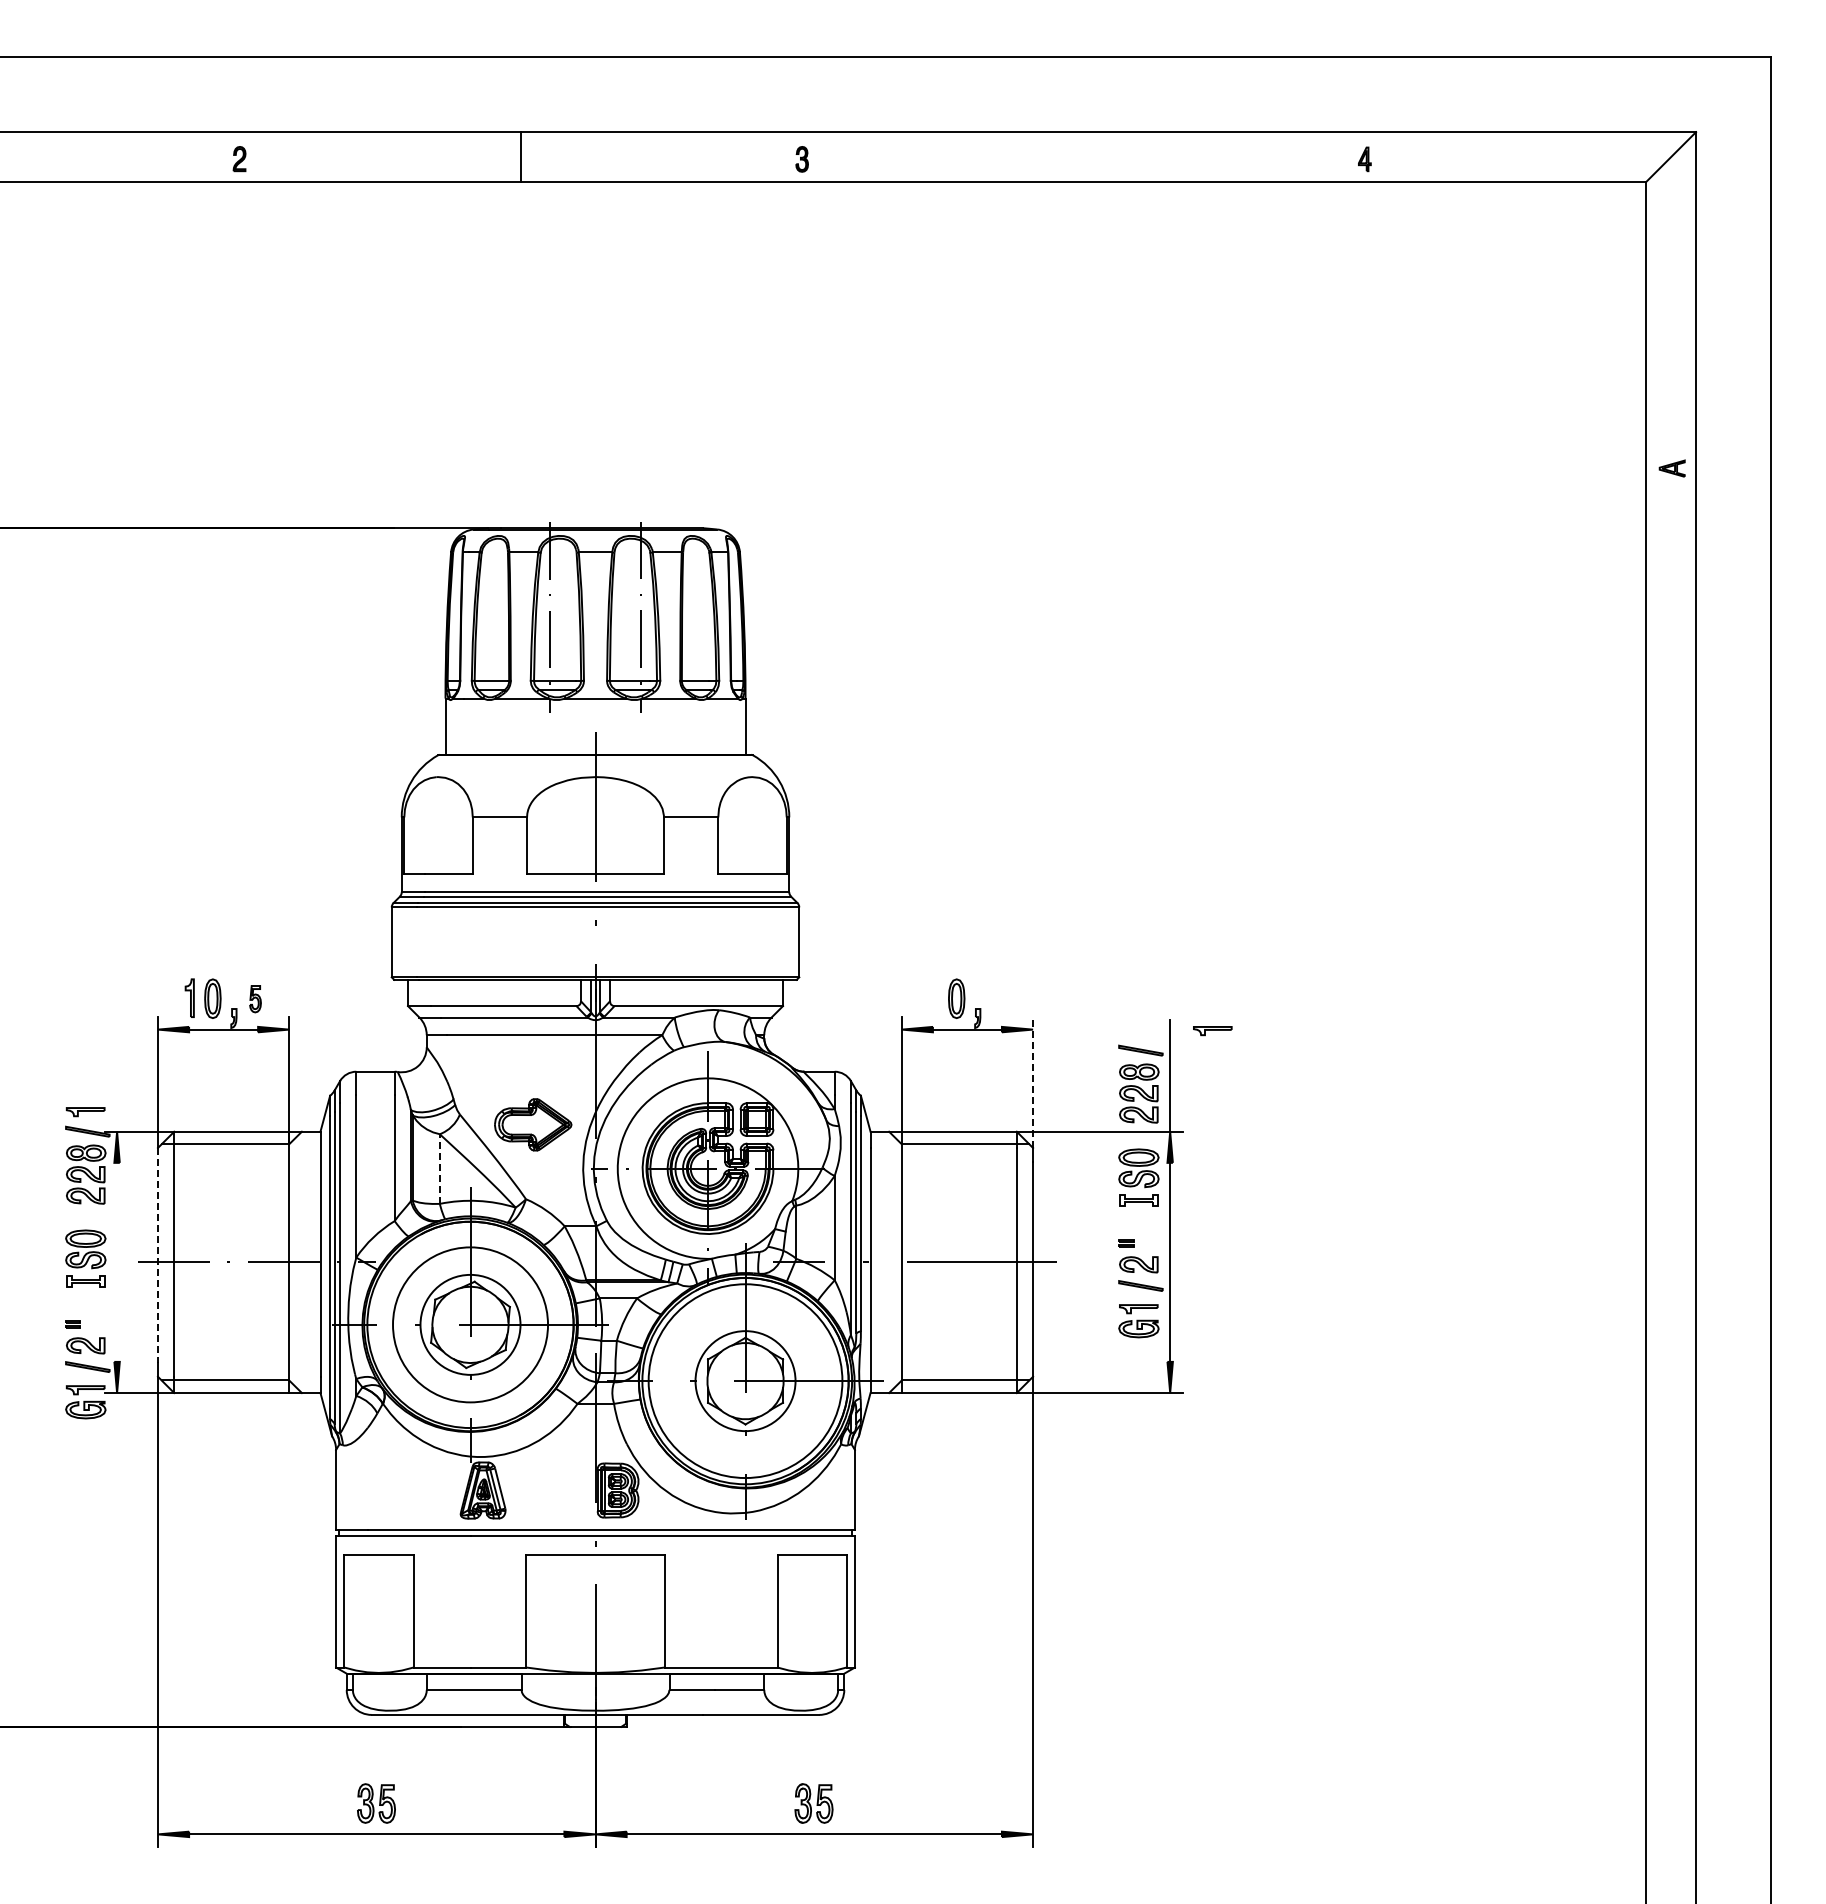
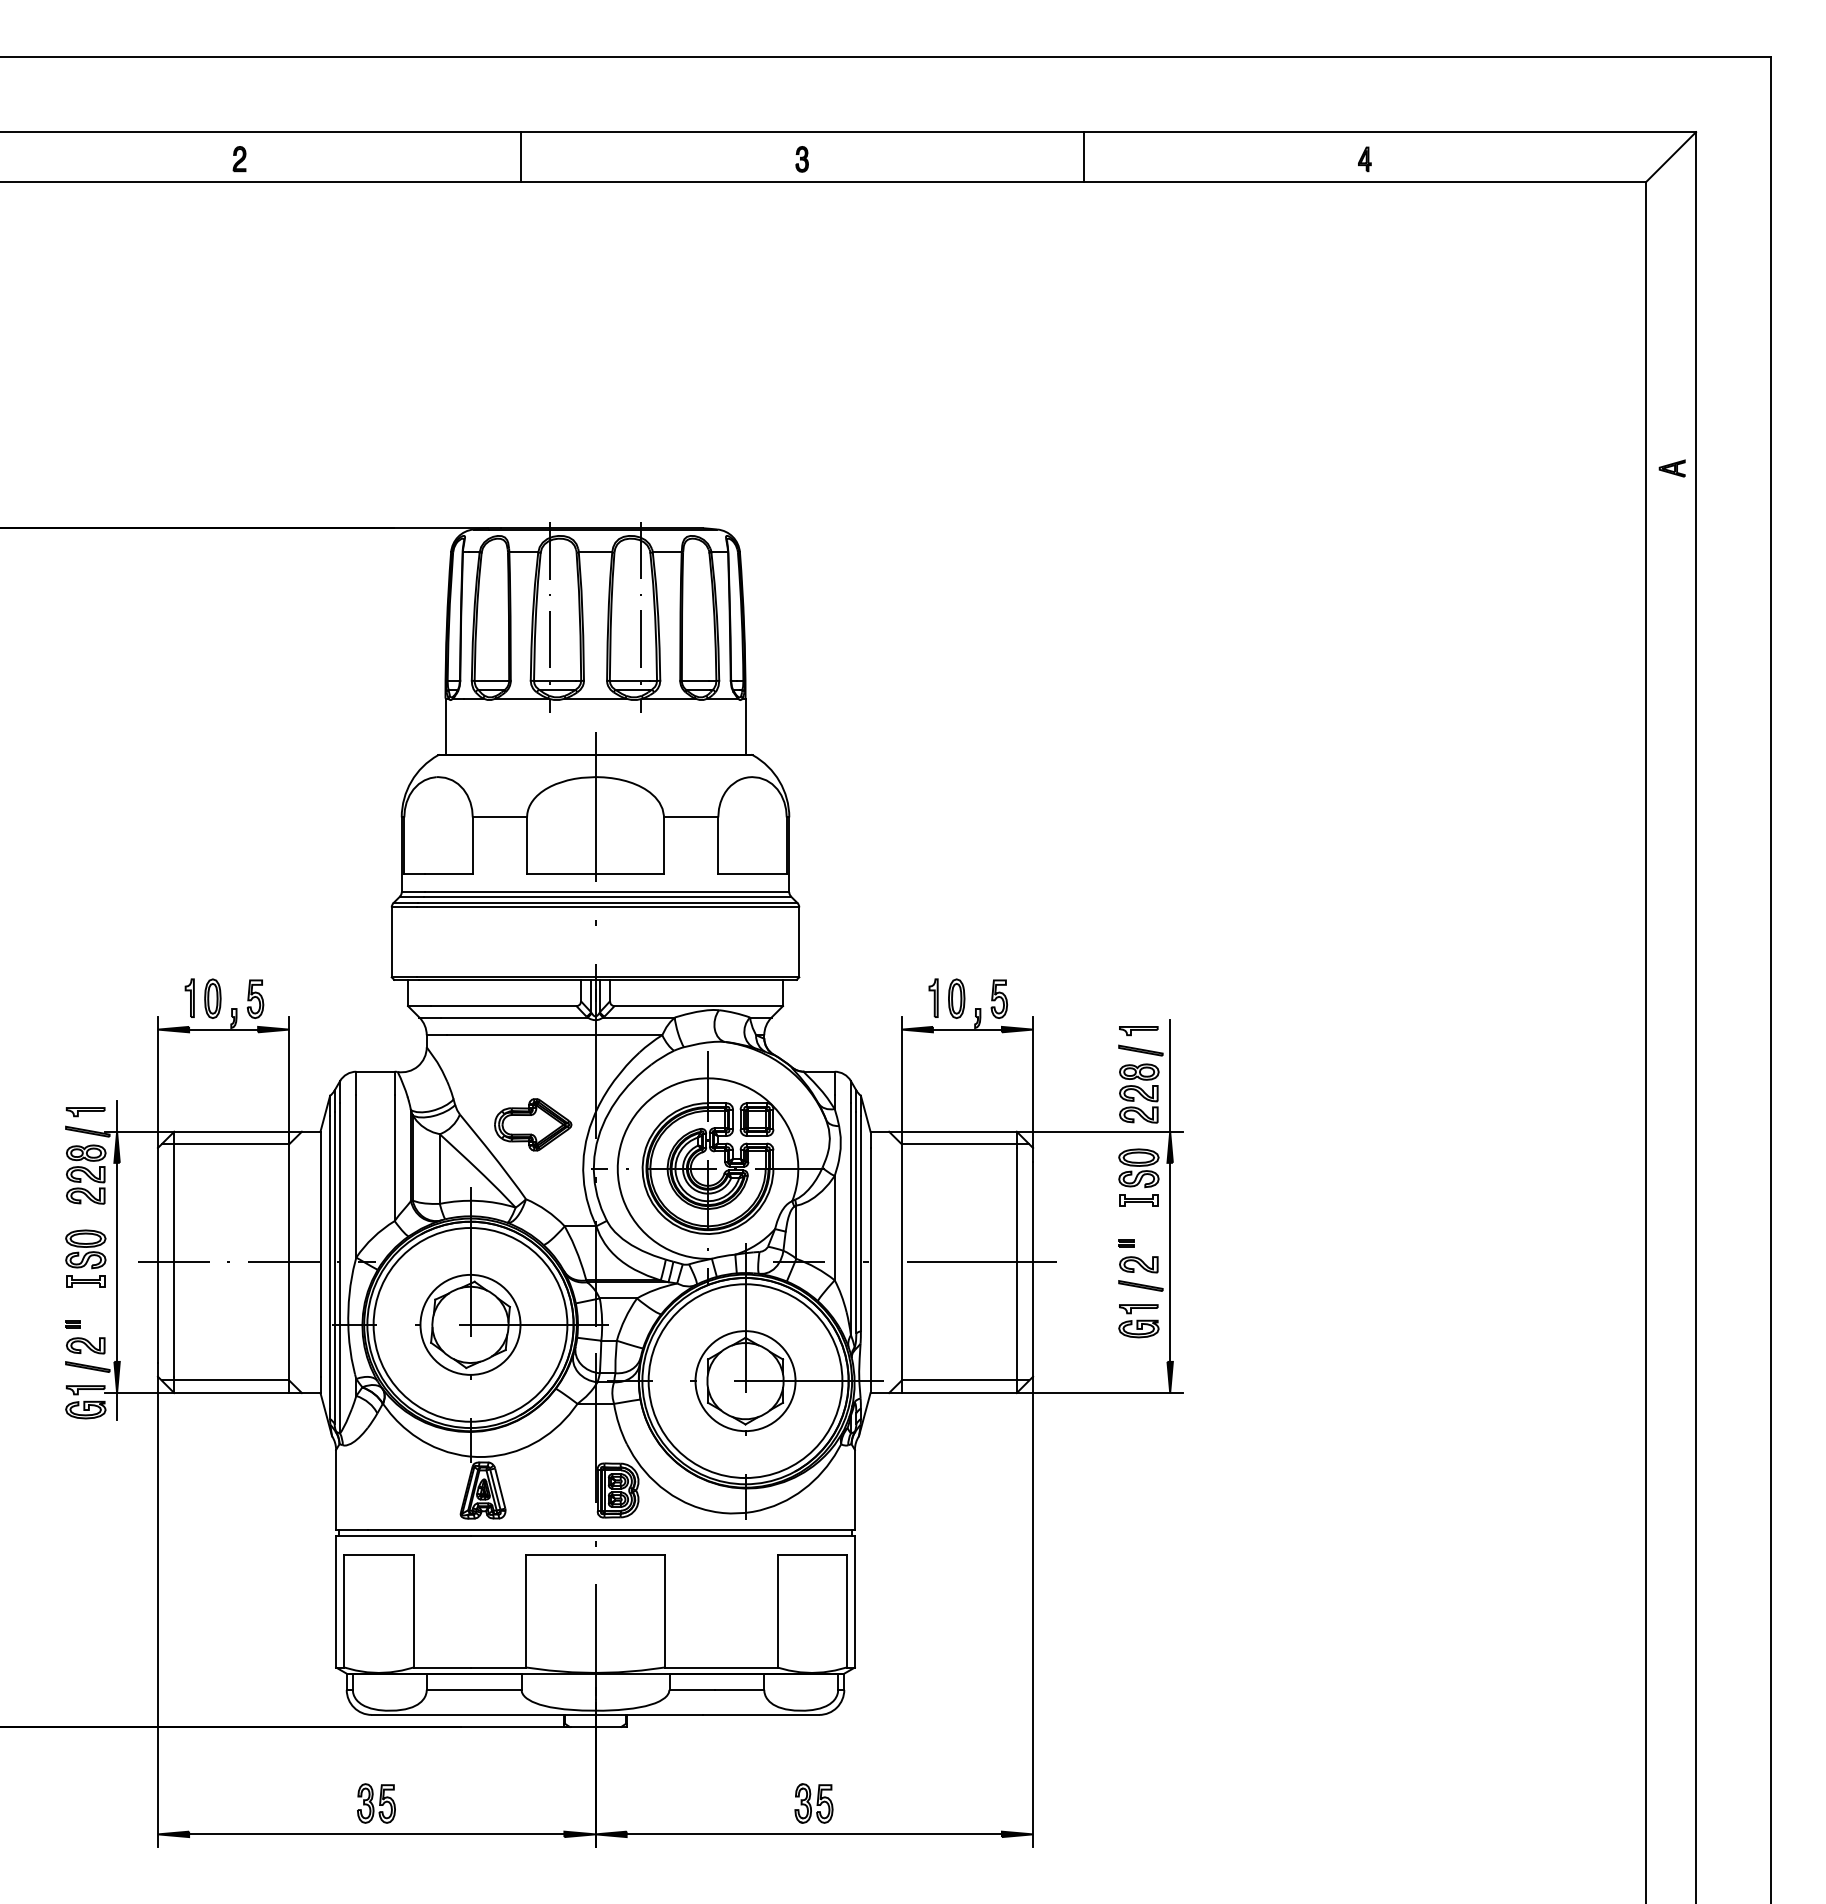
line: none -> present (1083, 157)
part: none -> present (933, 997)
part: none -> present (998, 998)
part size: 13x29 px -> 19x40 px (255, 998)
part position: (1212, 1031) -> (1138, 1031) (1138, 1031)
line: dashed -> solid (1033, 1082)
line: none -> present (117, 1115)
line: dashed -> solid (439, 1169)
line: dashed -> solid (157, 1255)
line: none -> present (117, 1261)
circle diameter: 155 px -> 194 px (470, 1324)
line: none -> present (117, 1406)
